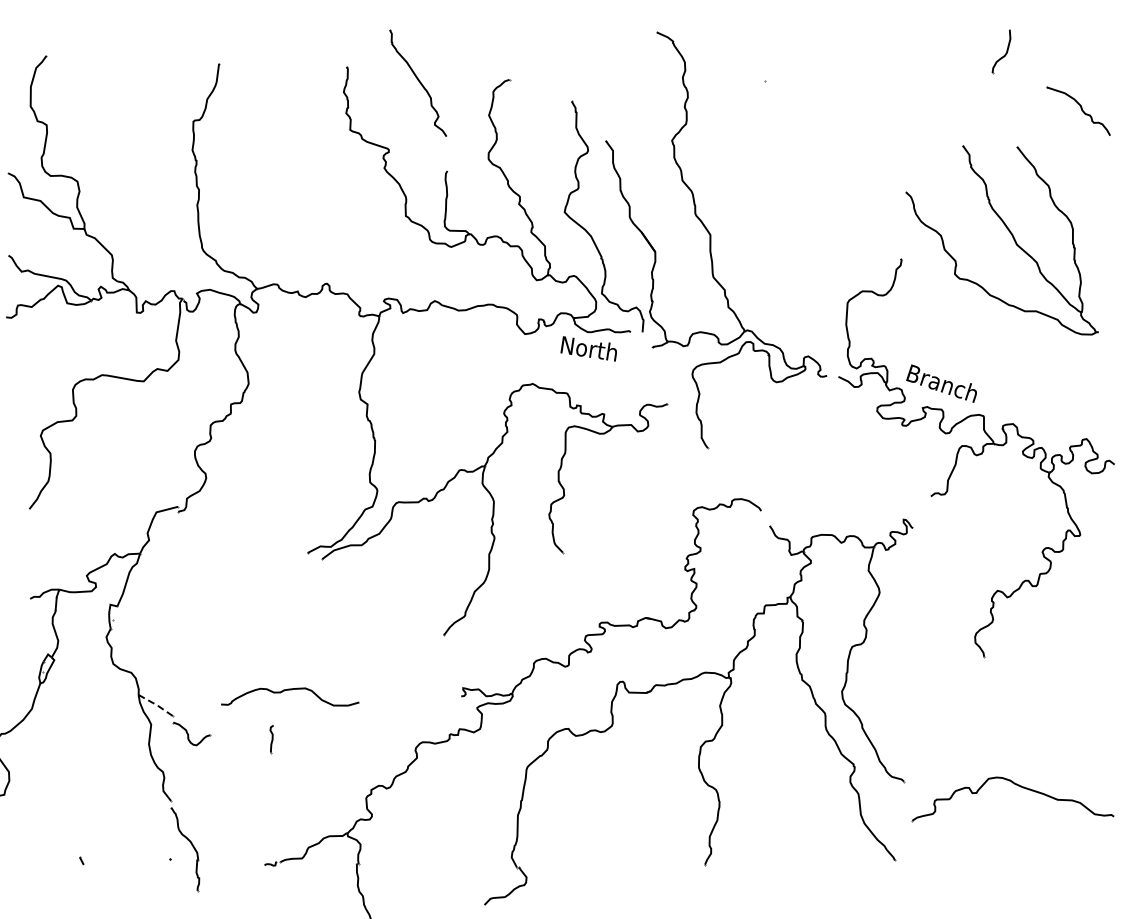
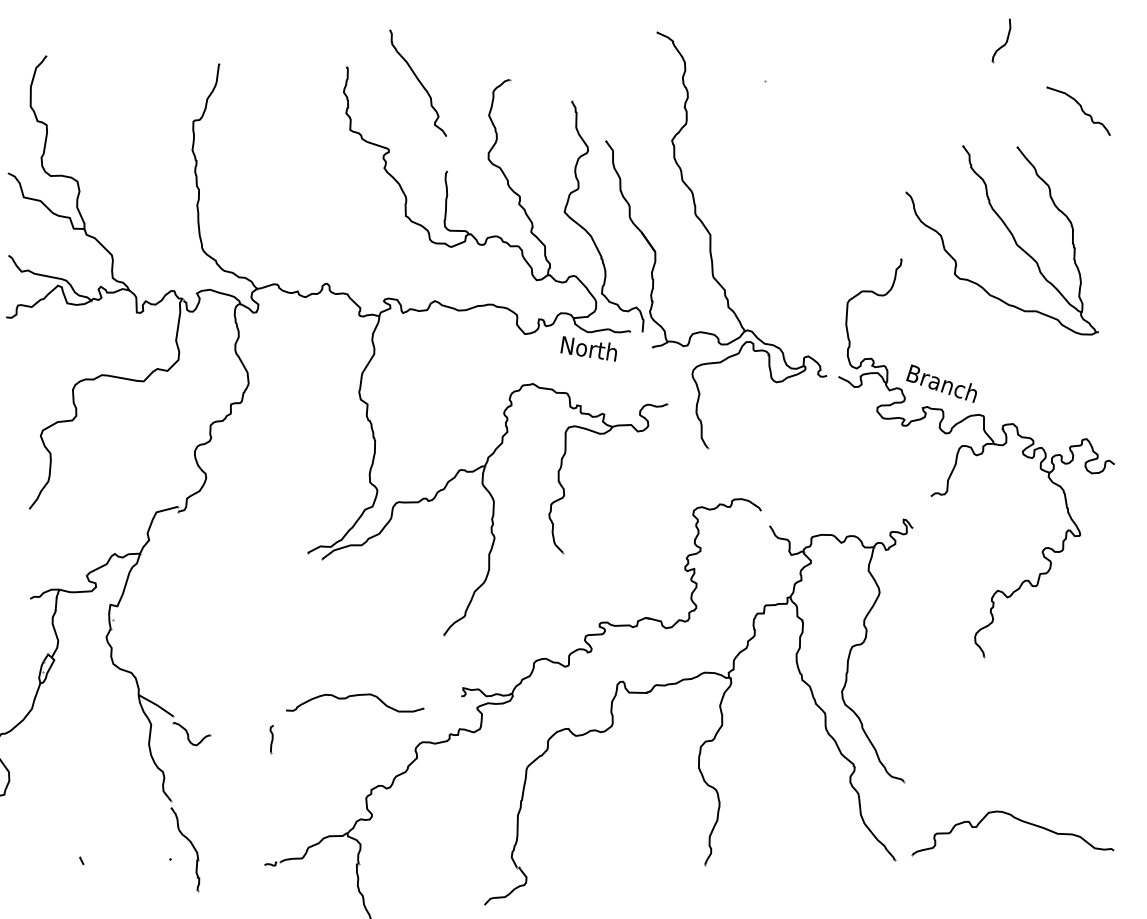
part position: (1001, 51) -> (1001, 40) (1001, 40)
curve position: (290, 690) -> (355, 696) (355, 696)
line: dashed -> solid (157, 705)
part position: (1018, 786) -> (1018, 820) (1018, 820)
